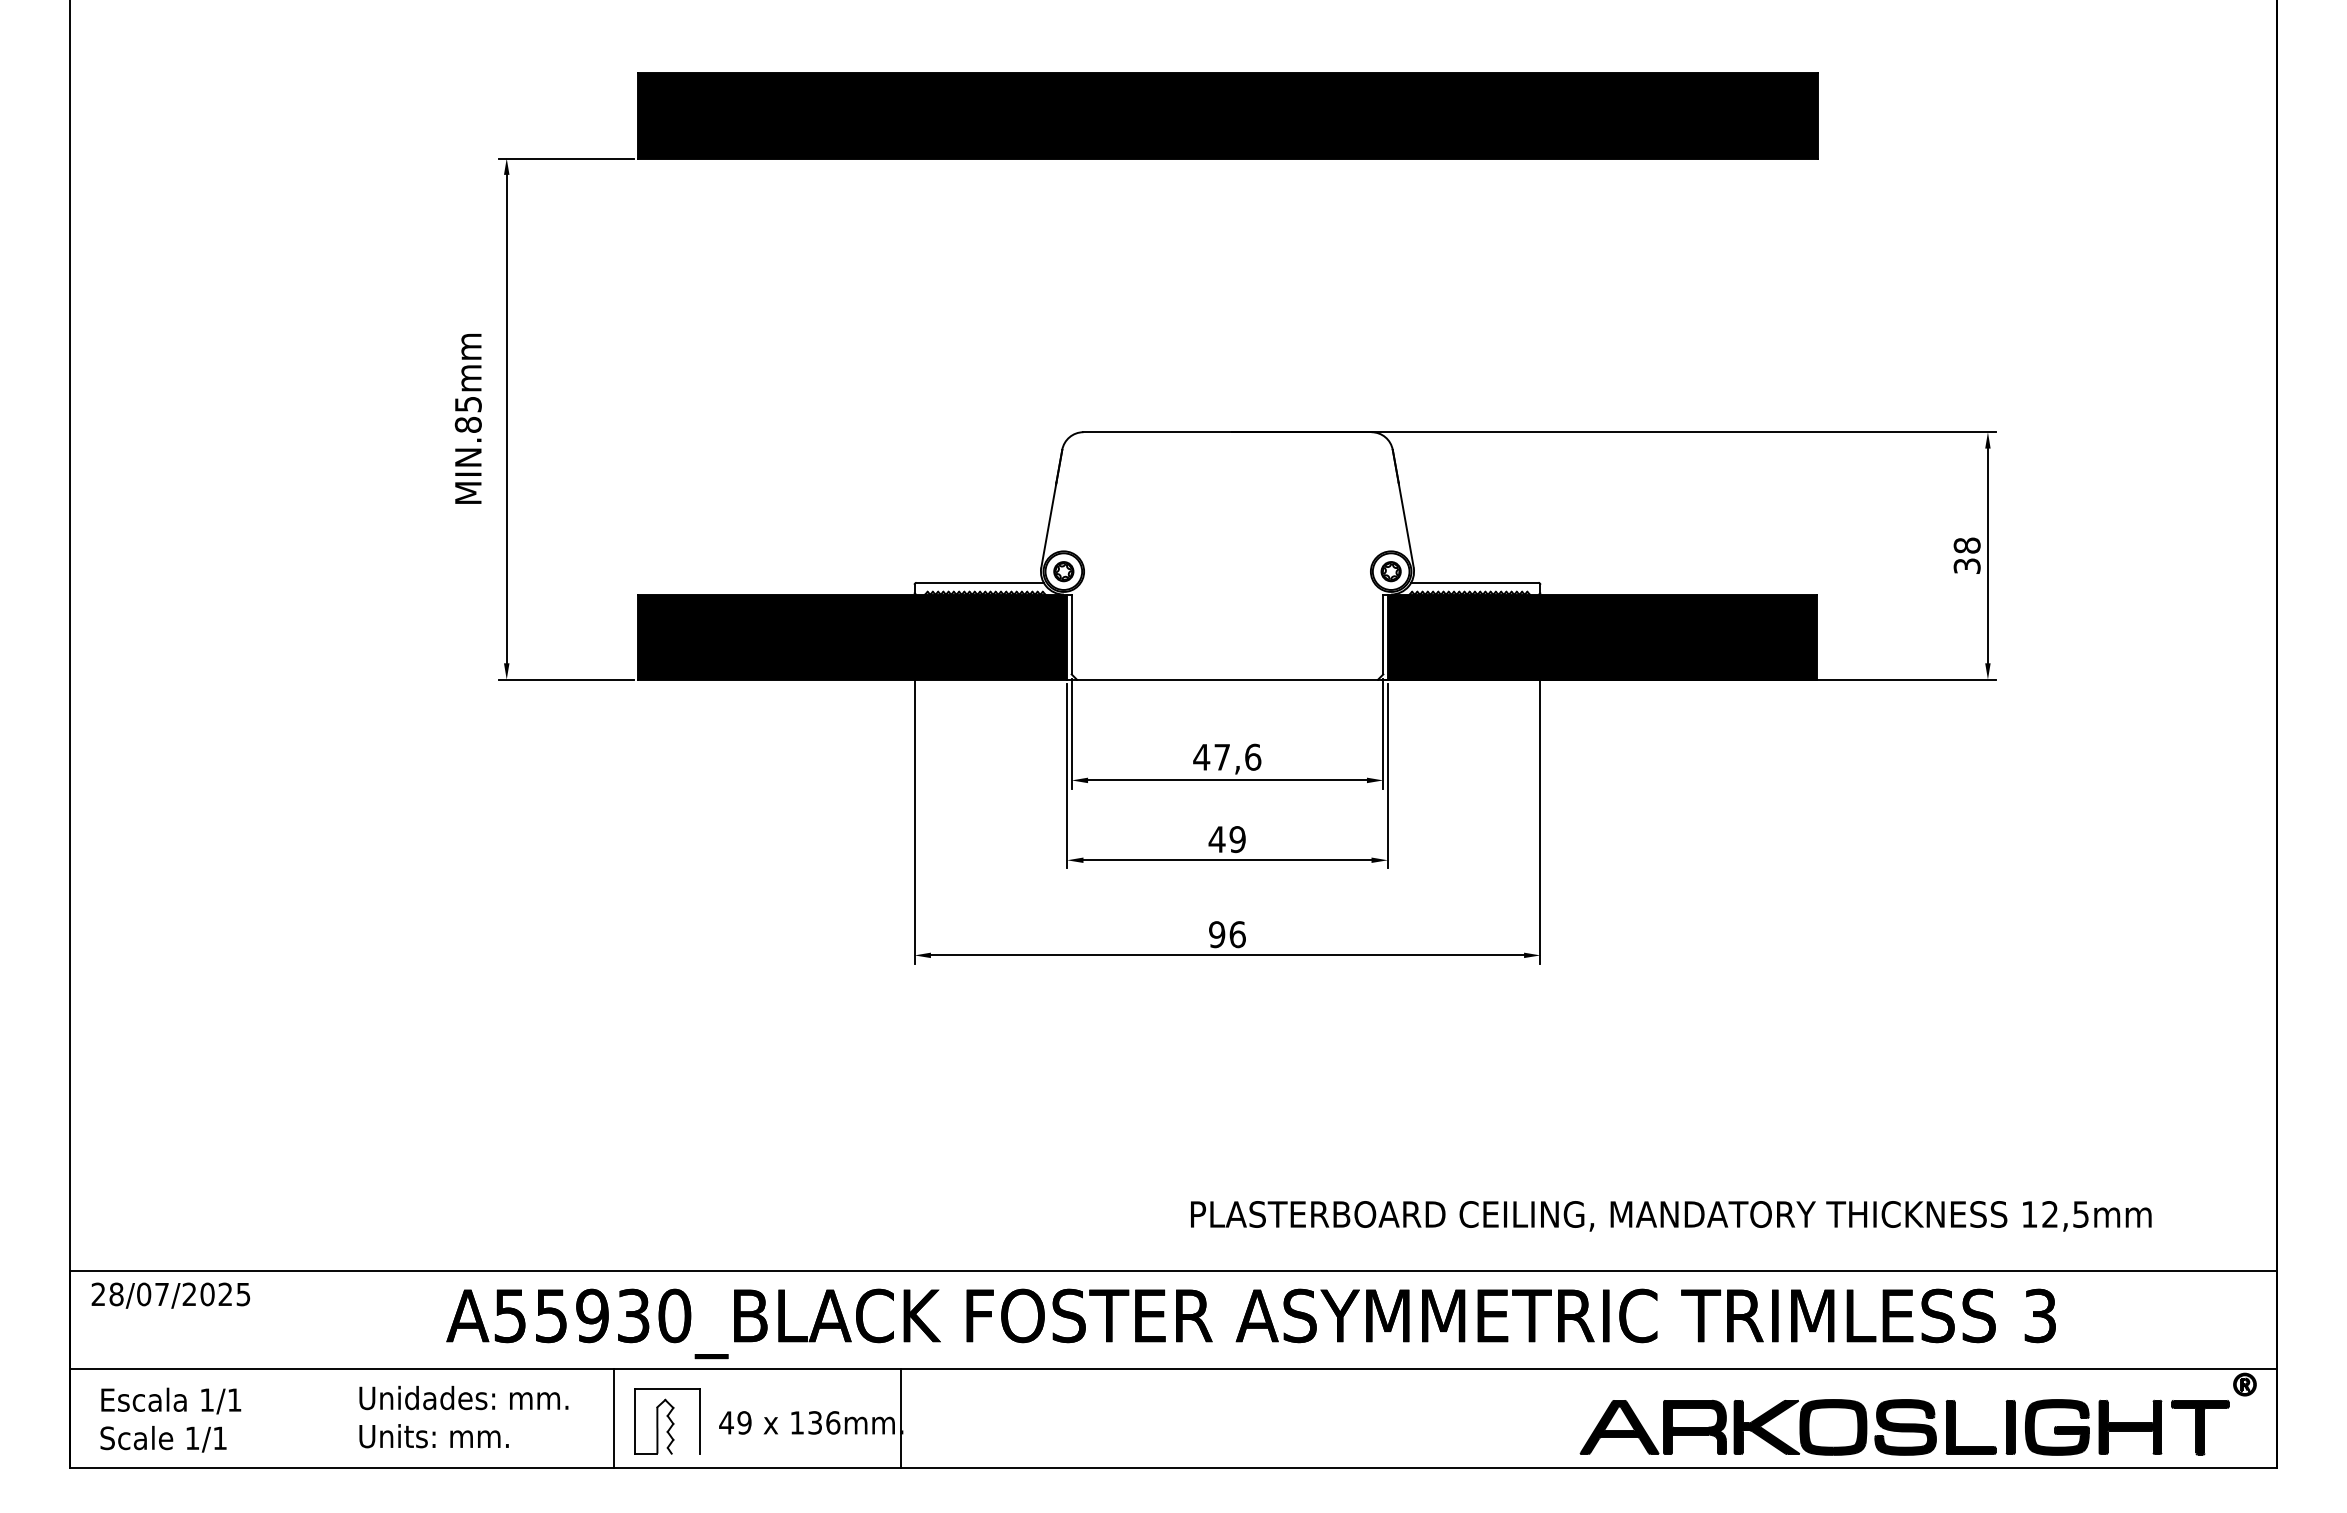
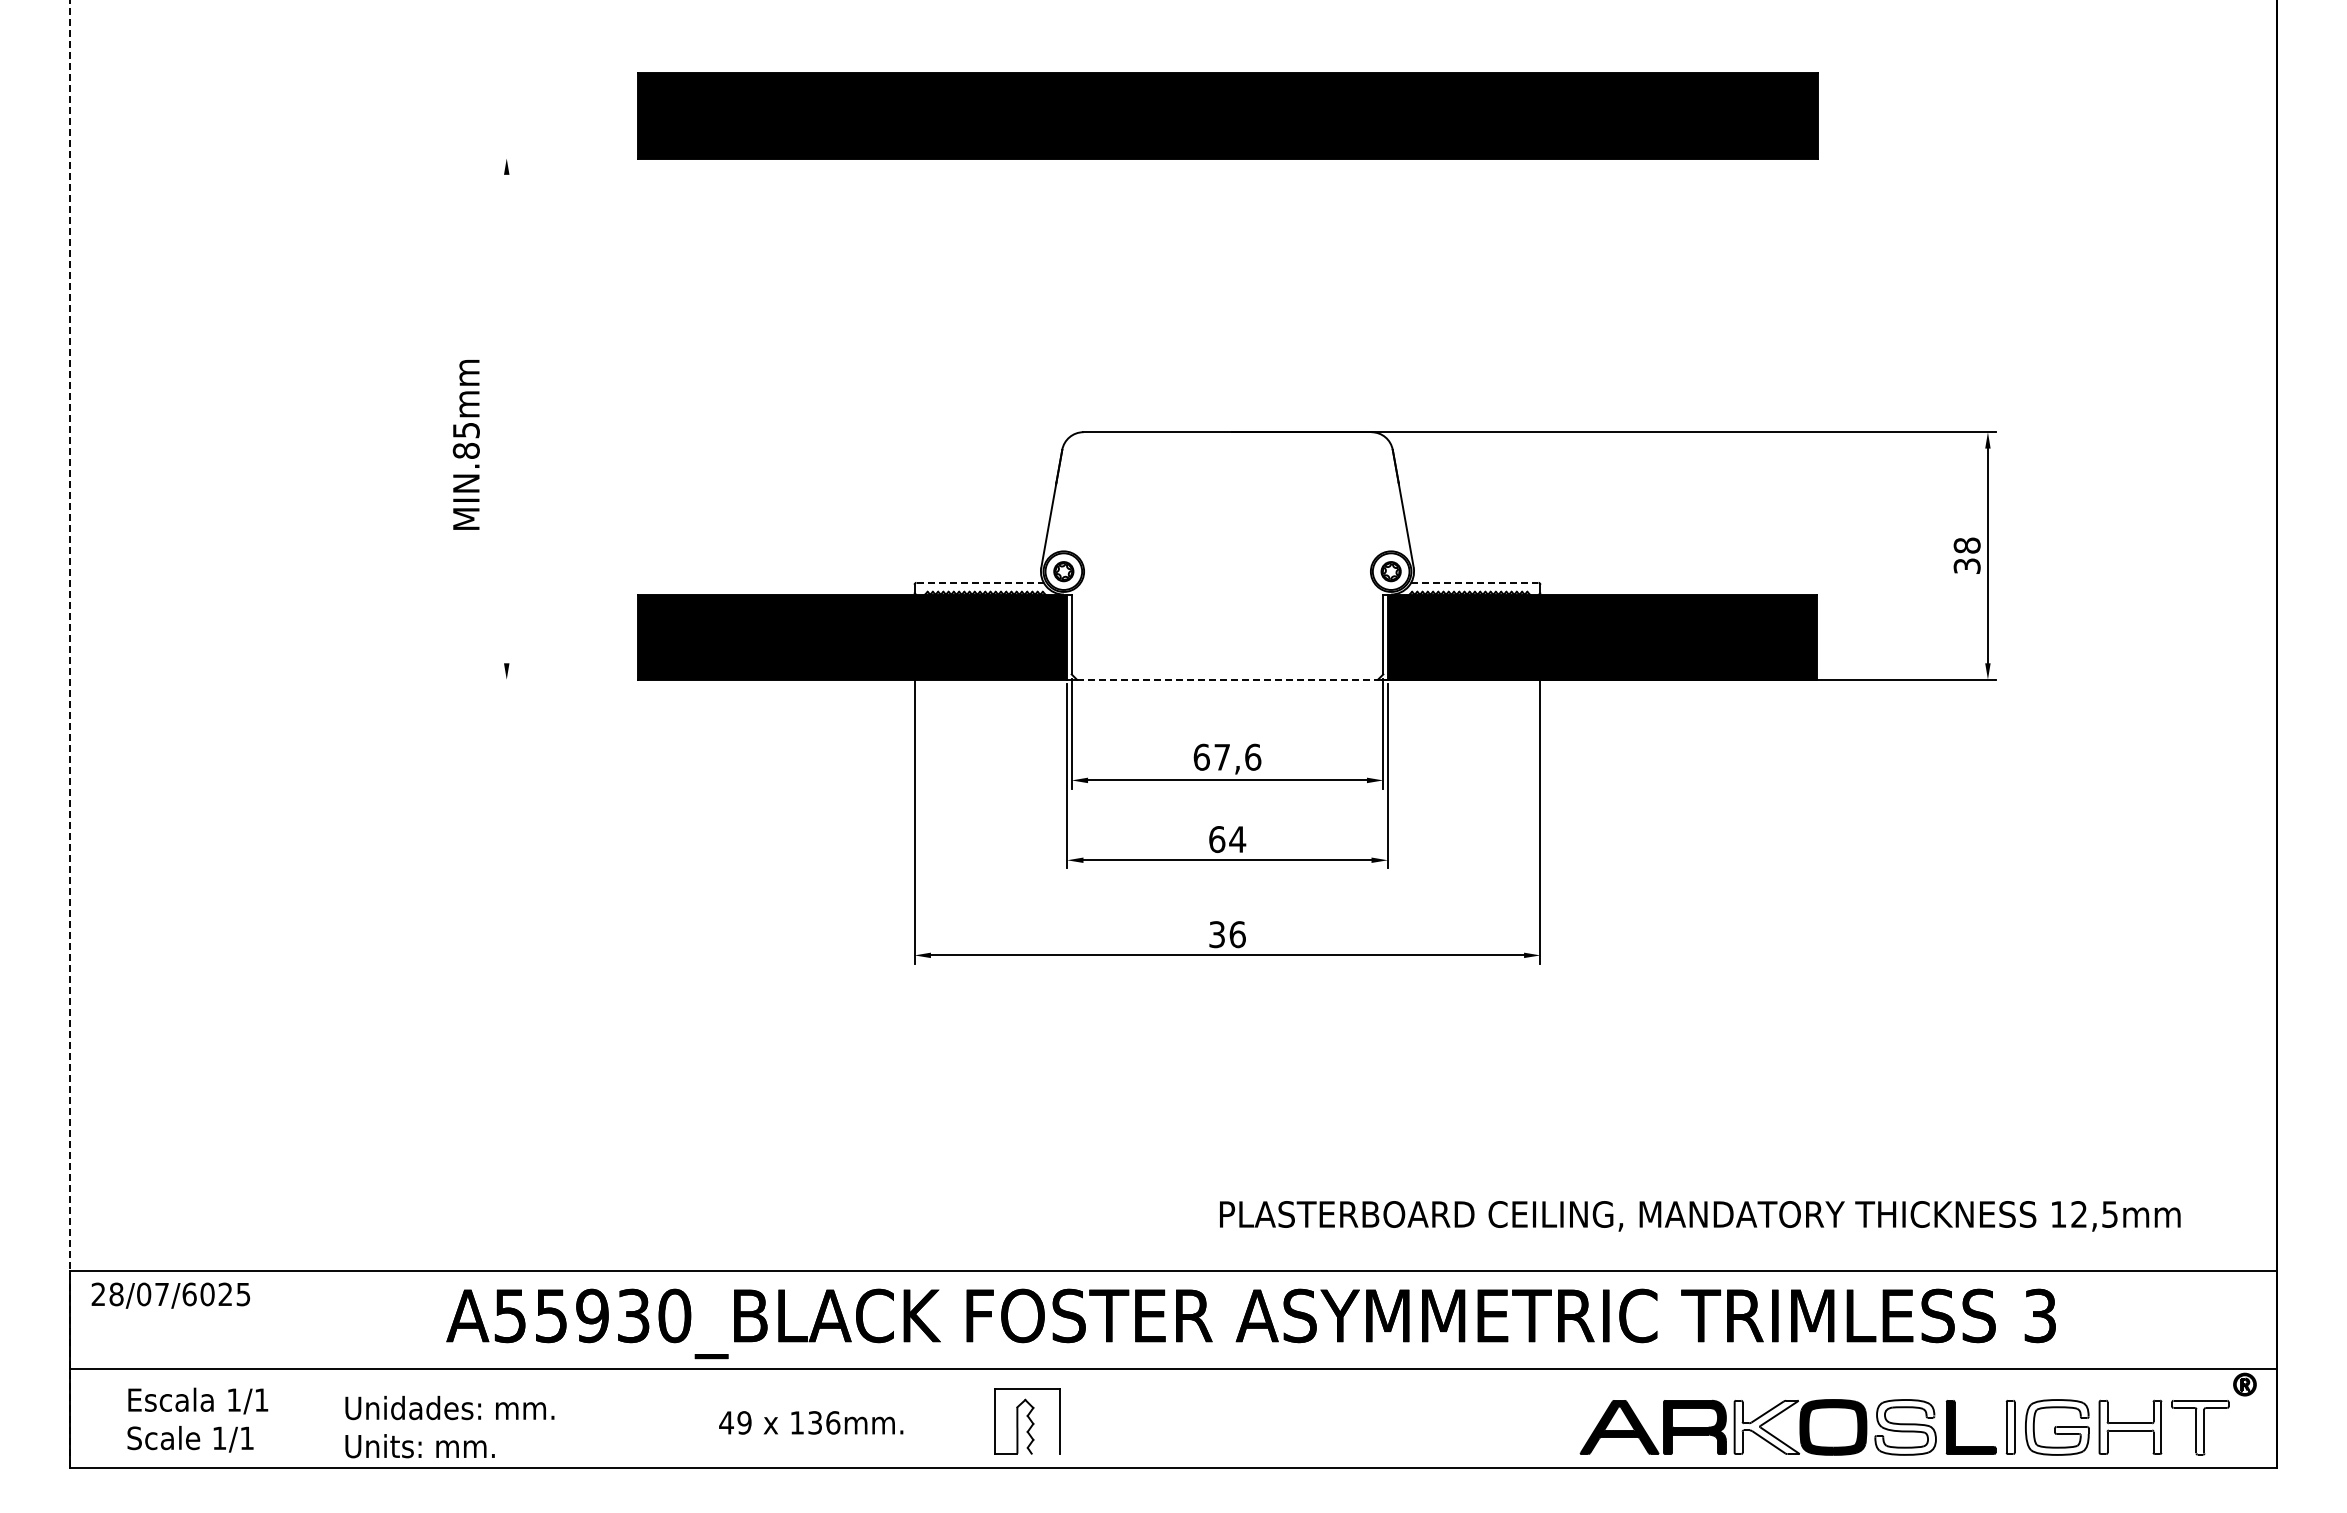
line: present -> none (566, 158)
text position: (467, 418) -> (465, 444) (465, 444)
line: present -> none (506, 418)
line: solid -> dashed (980, 582)
line: solid -> dashed (1474, 582)
line: present -> none (566, 679)
line: solid -> dashed (1227, 679)
line: solid -> dashed (70, 733)
text: 47,6 -> 67,6 (1201, 756)
text: 49 -> 64 (1227, 839)
text: 96 -> 36 (1217, 934)
text position: (1671, 1216) -> (1700, 1216) (1700, 1216)
text: 28/07/2025 -> 28/07/6025 (189, 1294)
text position: (463, 1416) -> (449, 1426) (449, 1426)
line: present -> none (614, 1418)
line: present -> none (901, 1418)
text position: (170, 1419) -> (197, 1419) (197, 1419)
part position: (667, 1421) -> (1027, 1421) (1027, 1421)
fill: present -> none (1766, 1427)
fill: present -> none (1905, 1427)
fill: present -> none (2010, 1427)
fill: present -> none (2056, 1427)
fill: present -> none (2130, 1427)
fill: present -> none (2200, 1427)
